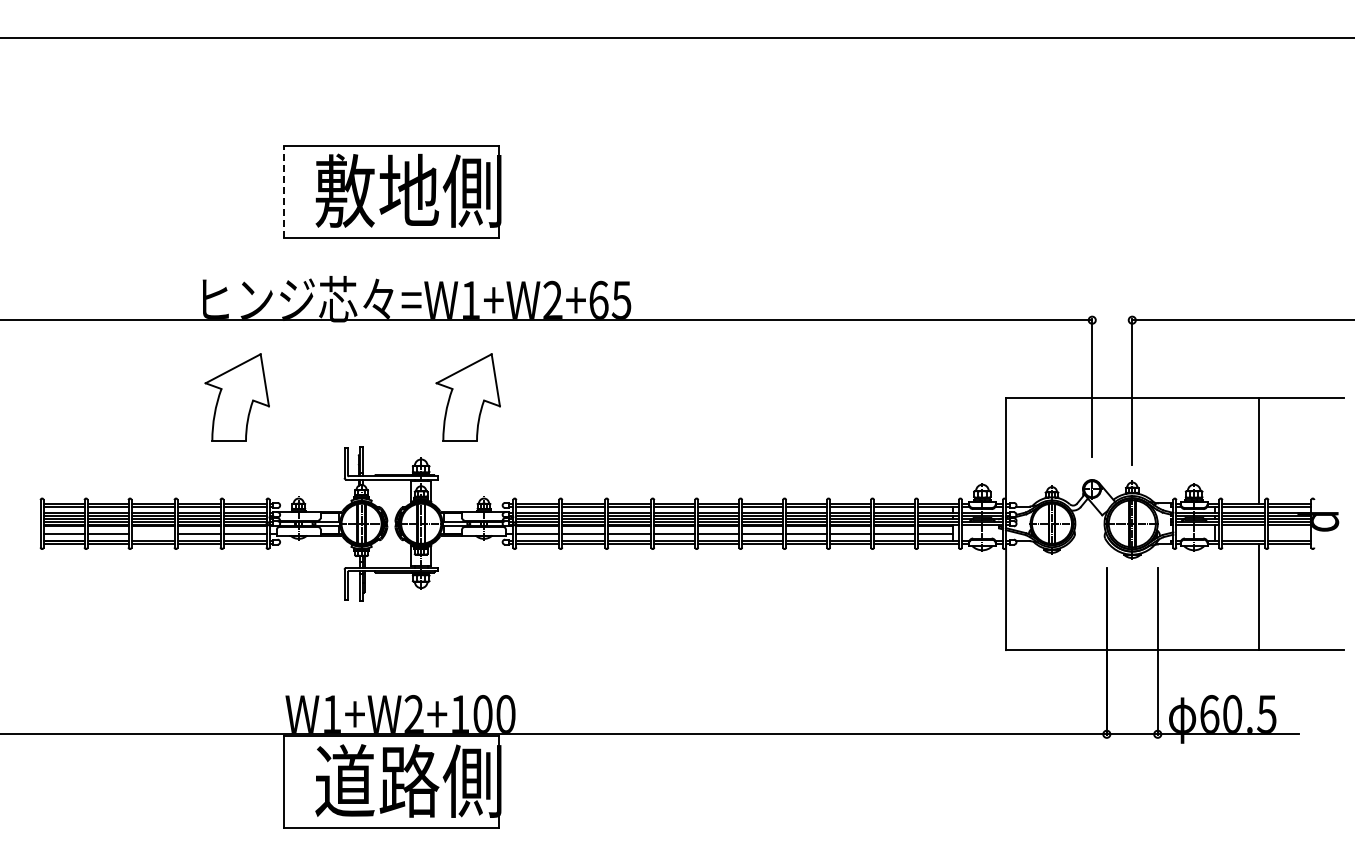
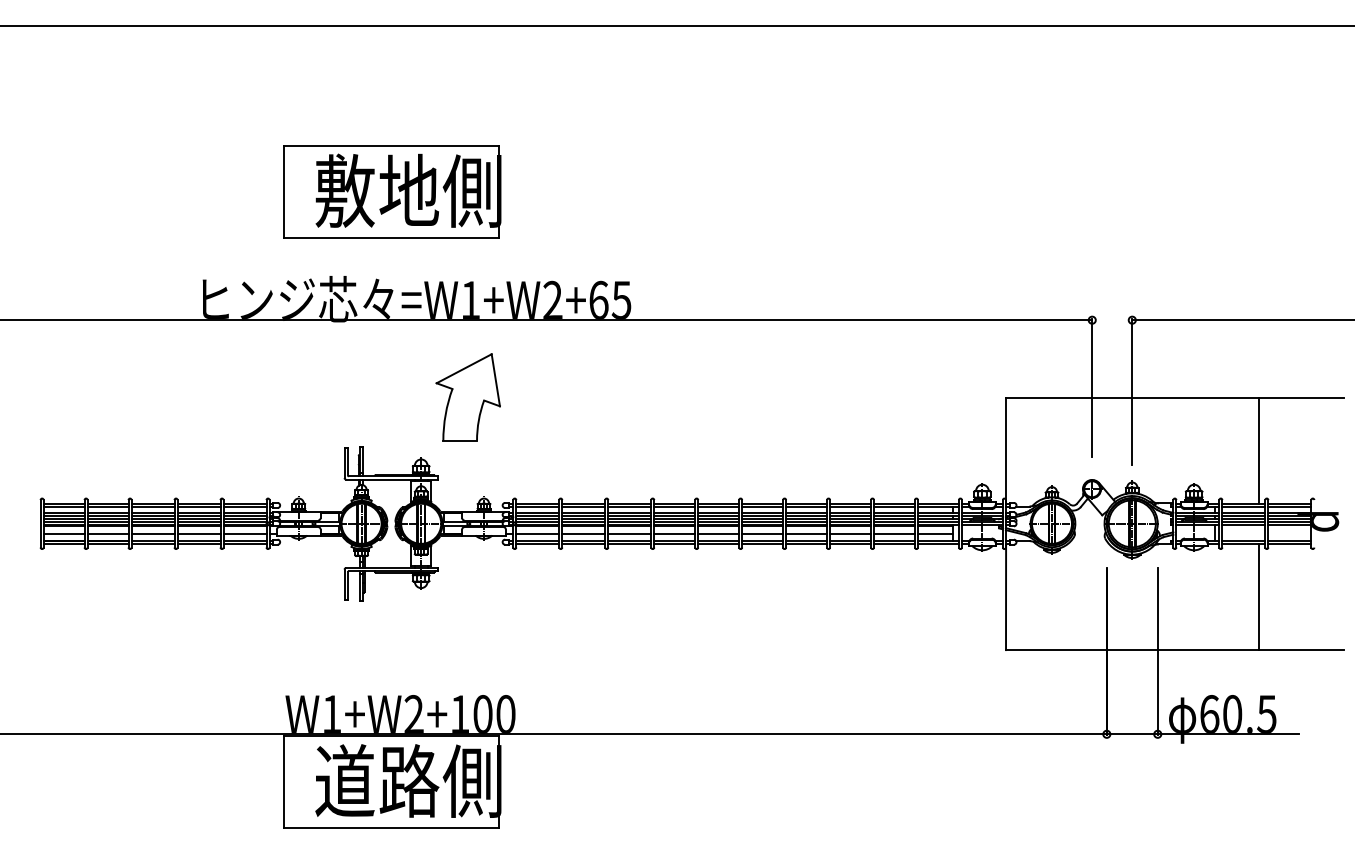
line position: (676, 37) -> (676, 25) (676, 25)
line: dashed -> solid (284, 191)
part: present -> none (236, 397)
line: none -> present (152, 534)
